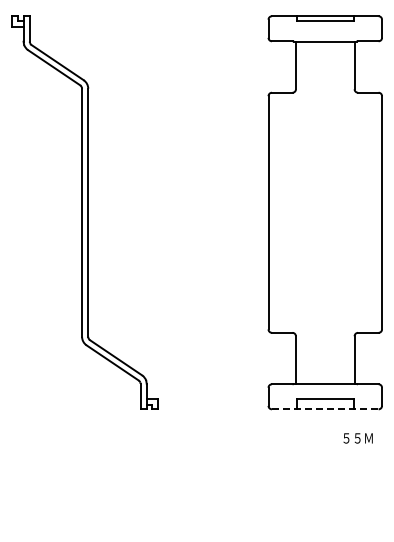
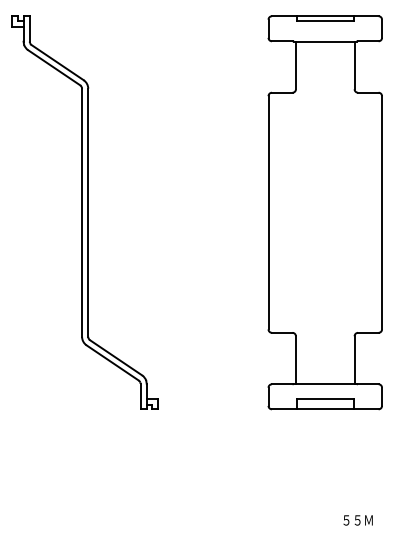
line: dashed -> solid (325, 409)
text position: (357, 438) -> (357, 520) (357, 520)
